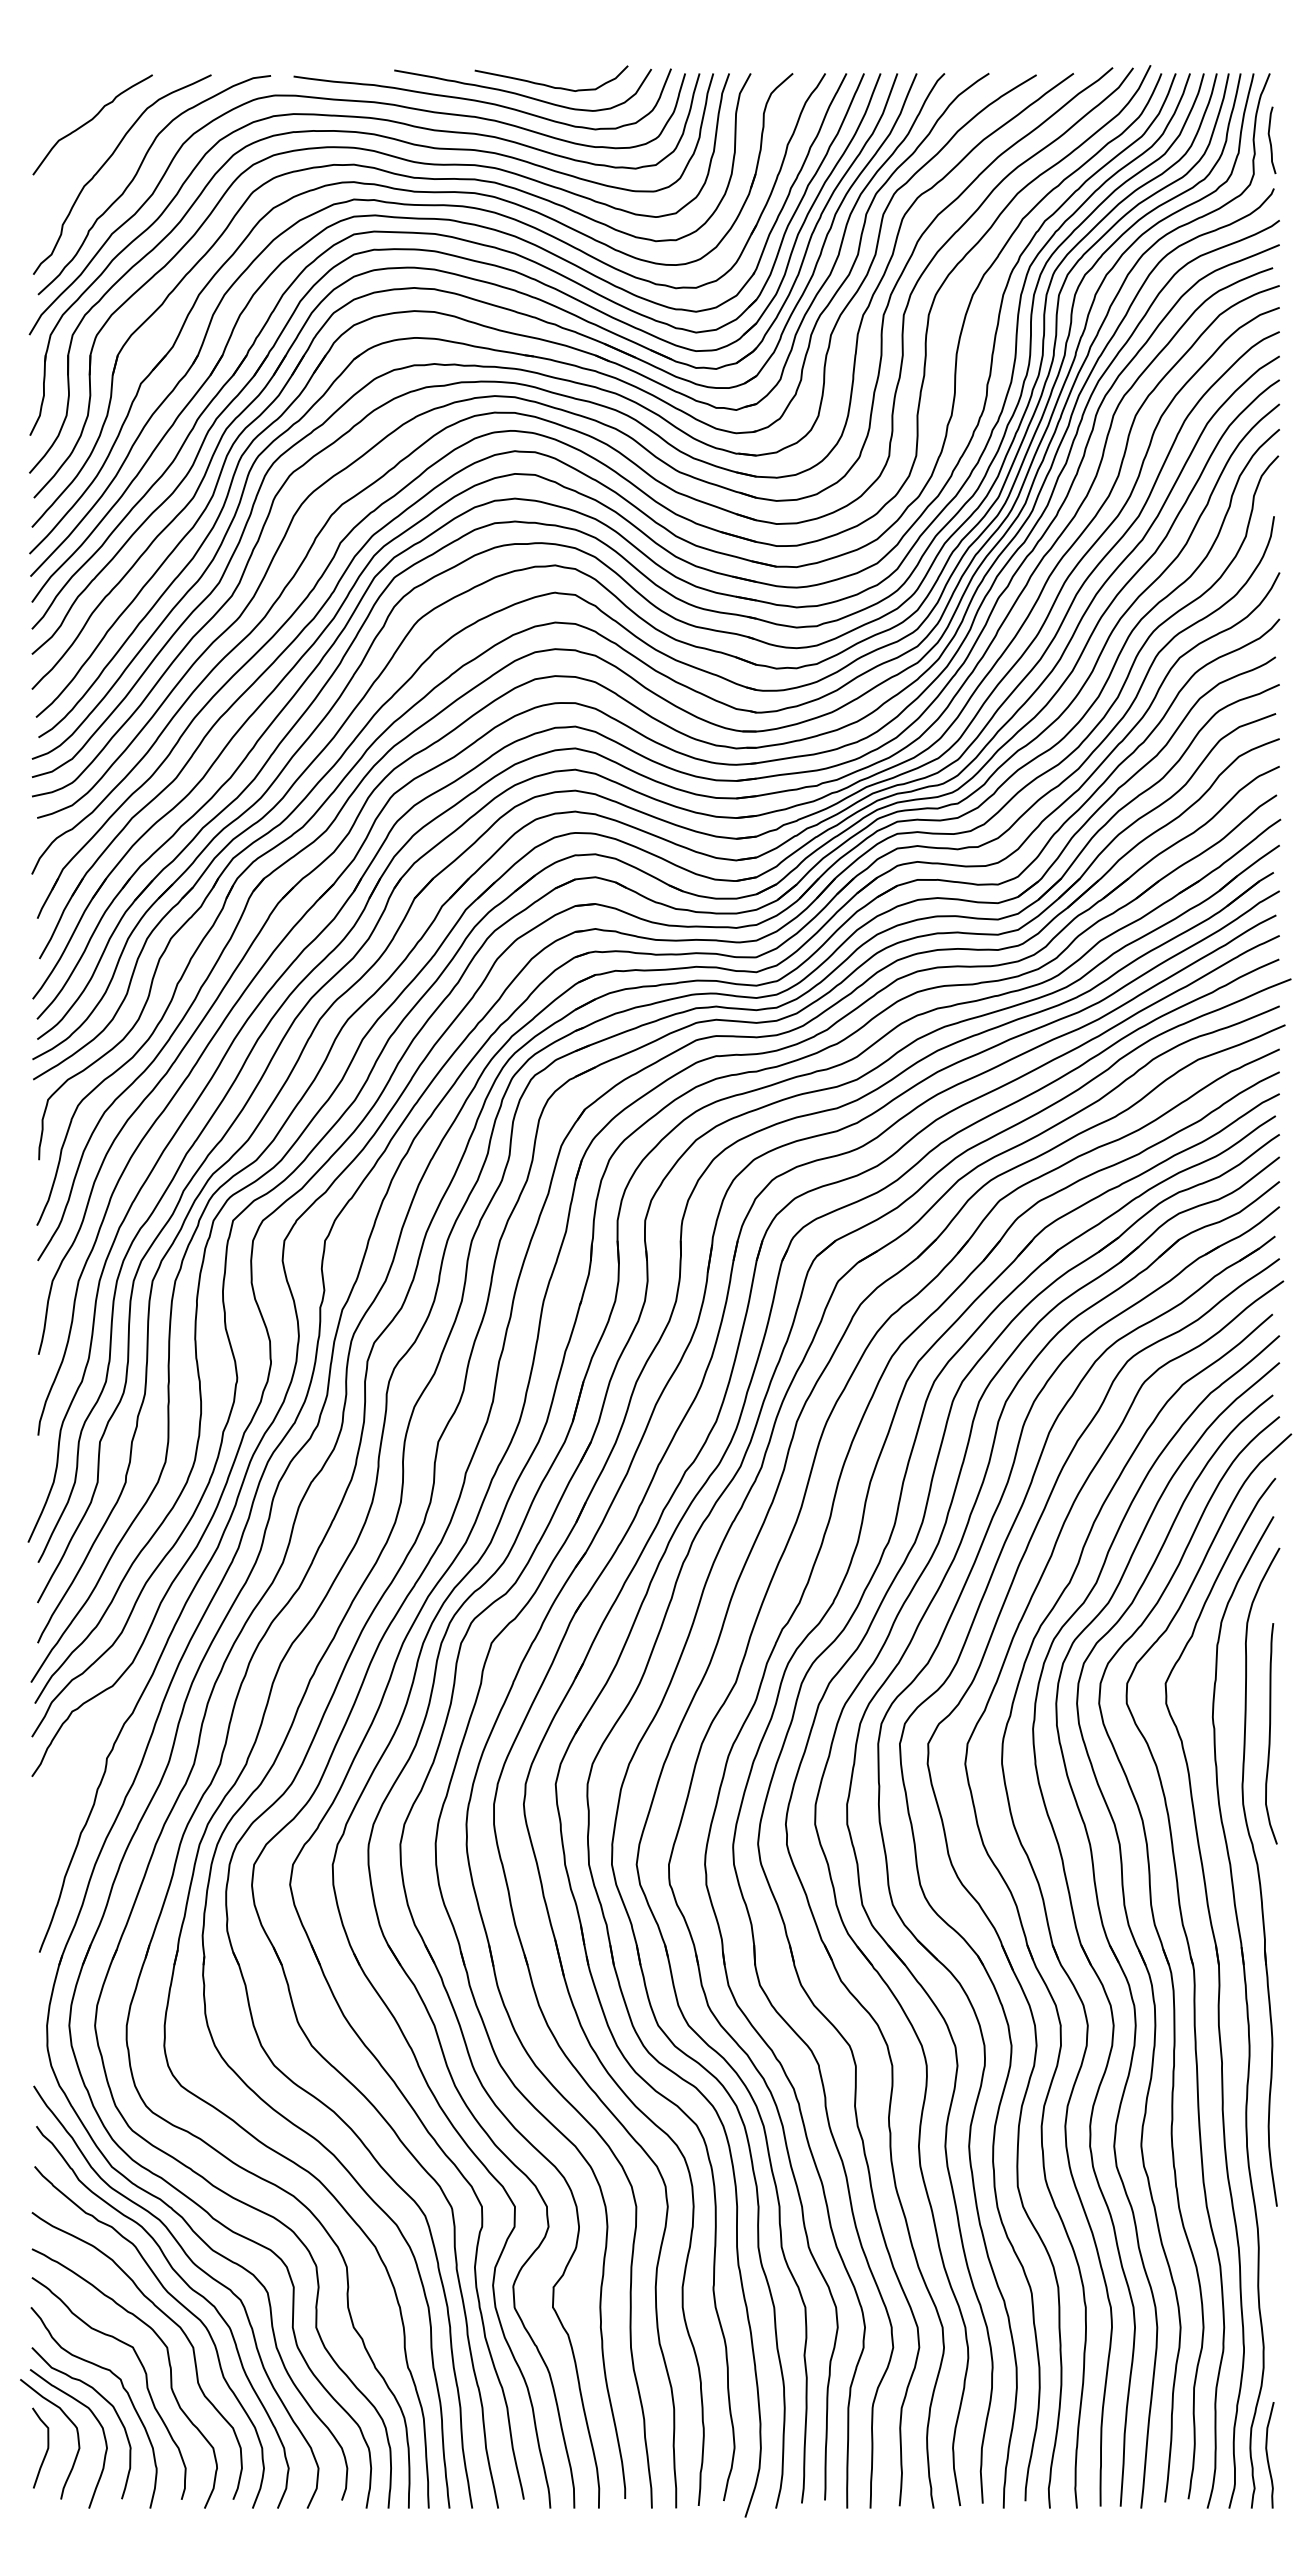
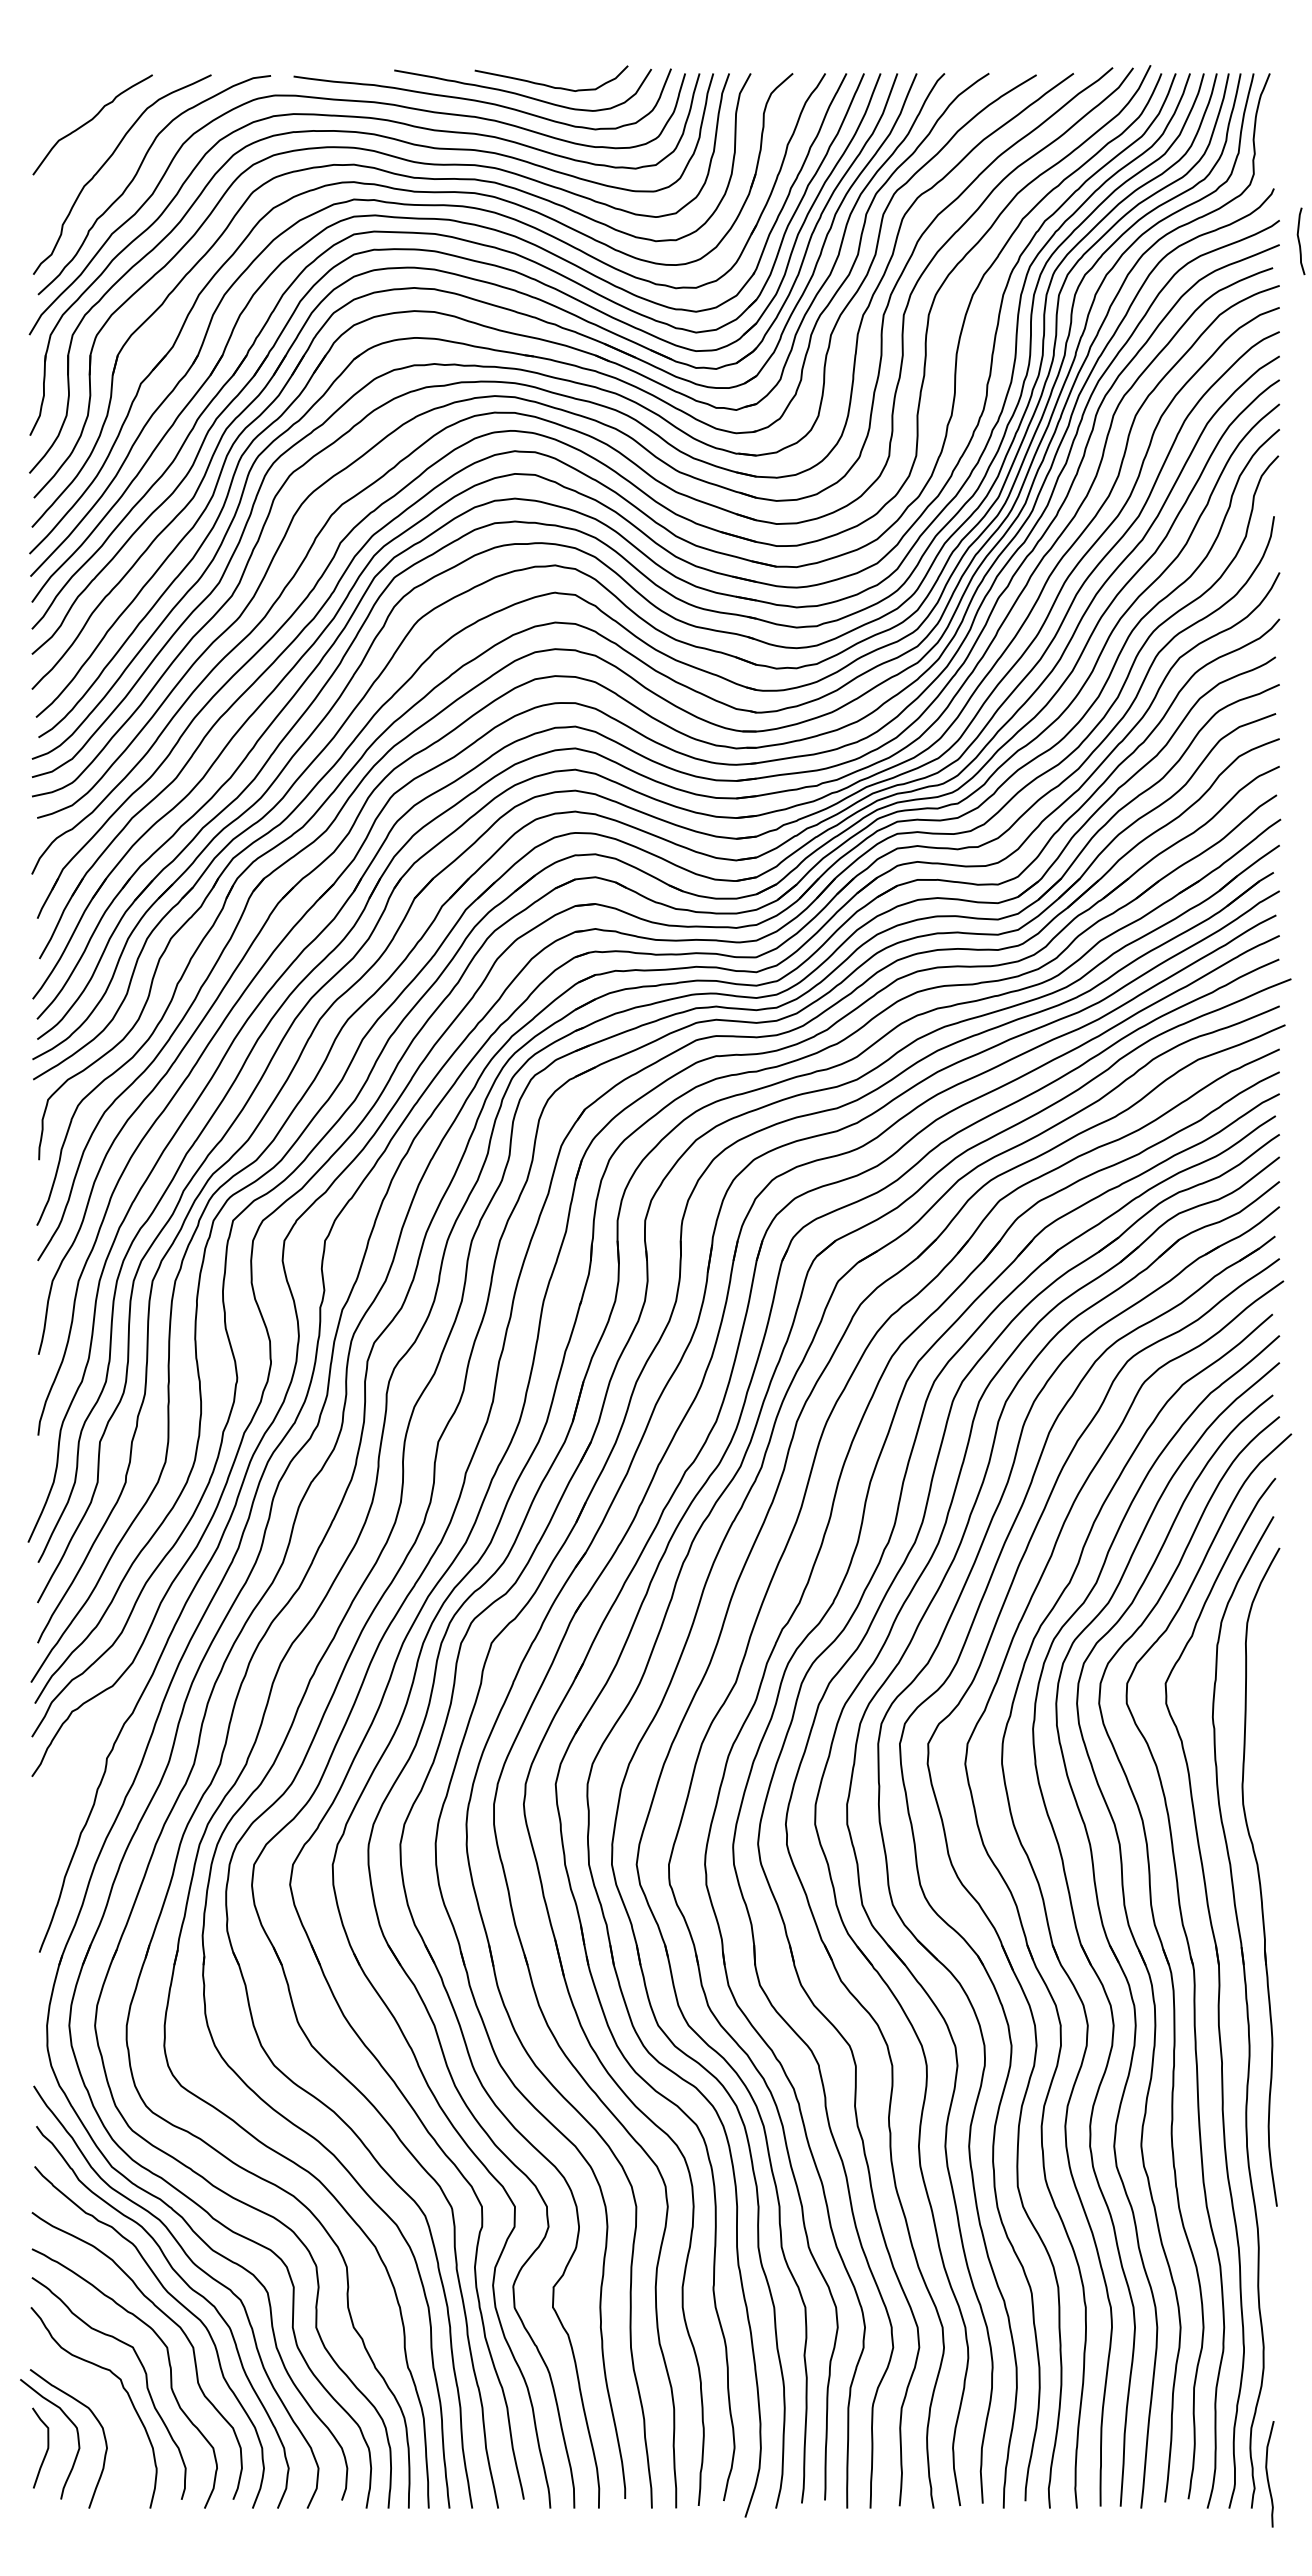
curve position: (1270, 140) -> (1299, 241) (1299, 241)
curve: present -> none (1270, 1733)
curve: present -> none (102, 2398)
curve position: (1268, 2455) -> (1268, 2474) (1268, 2474)
